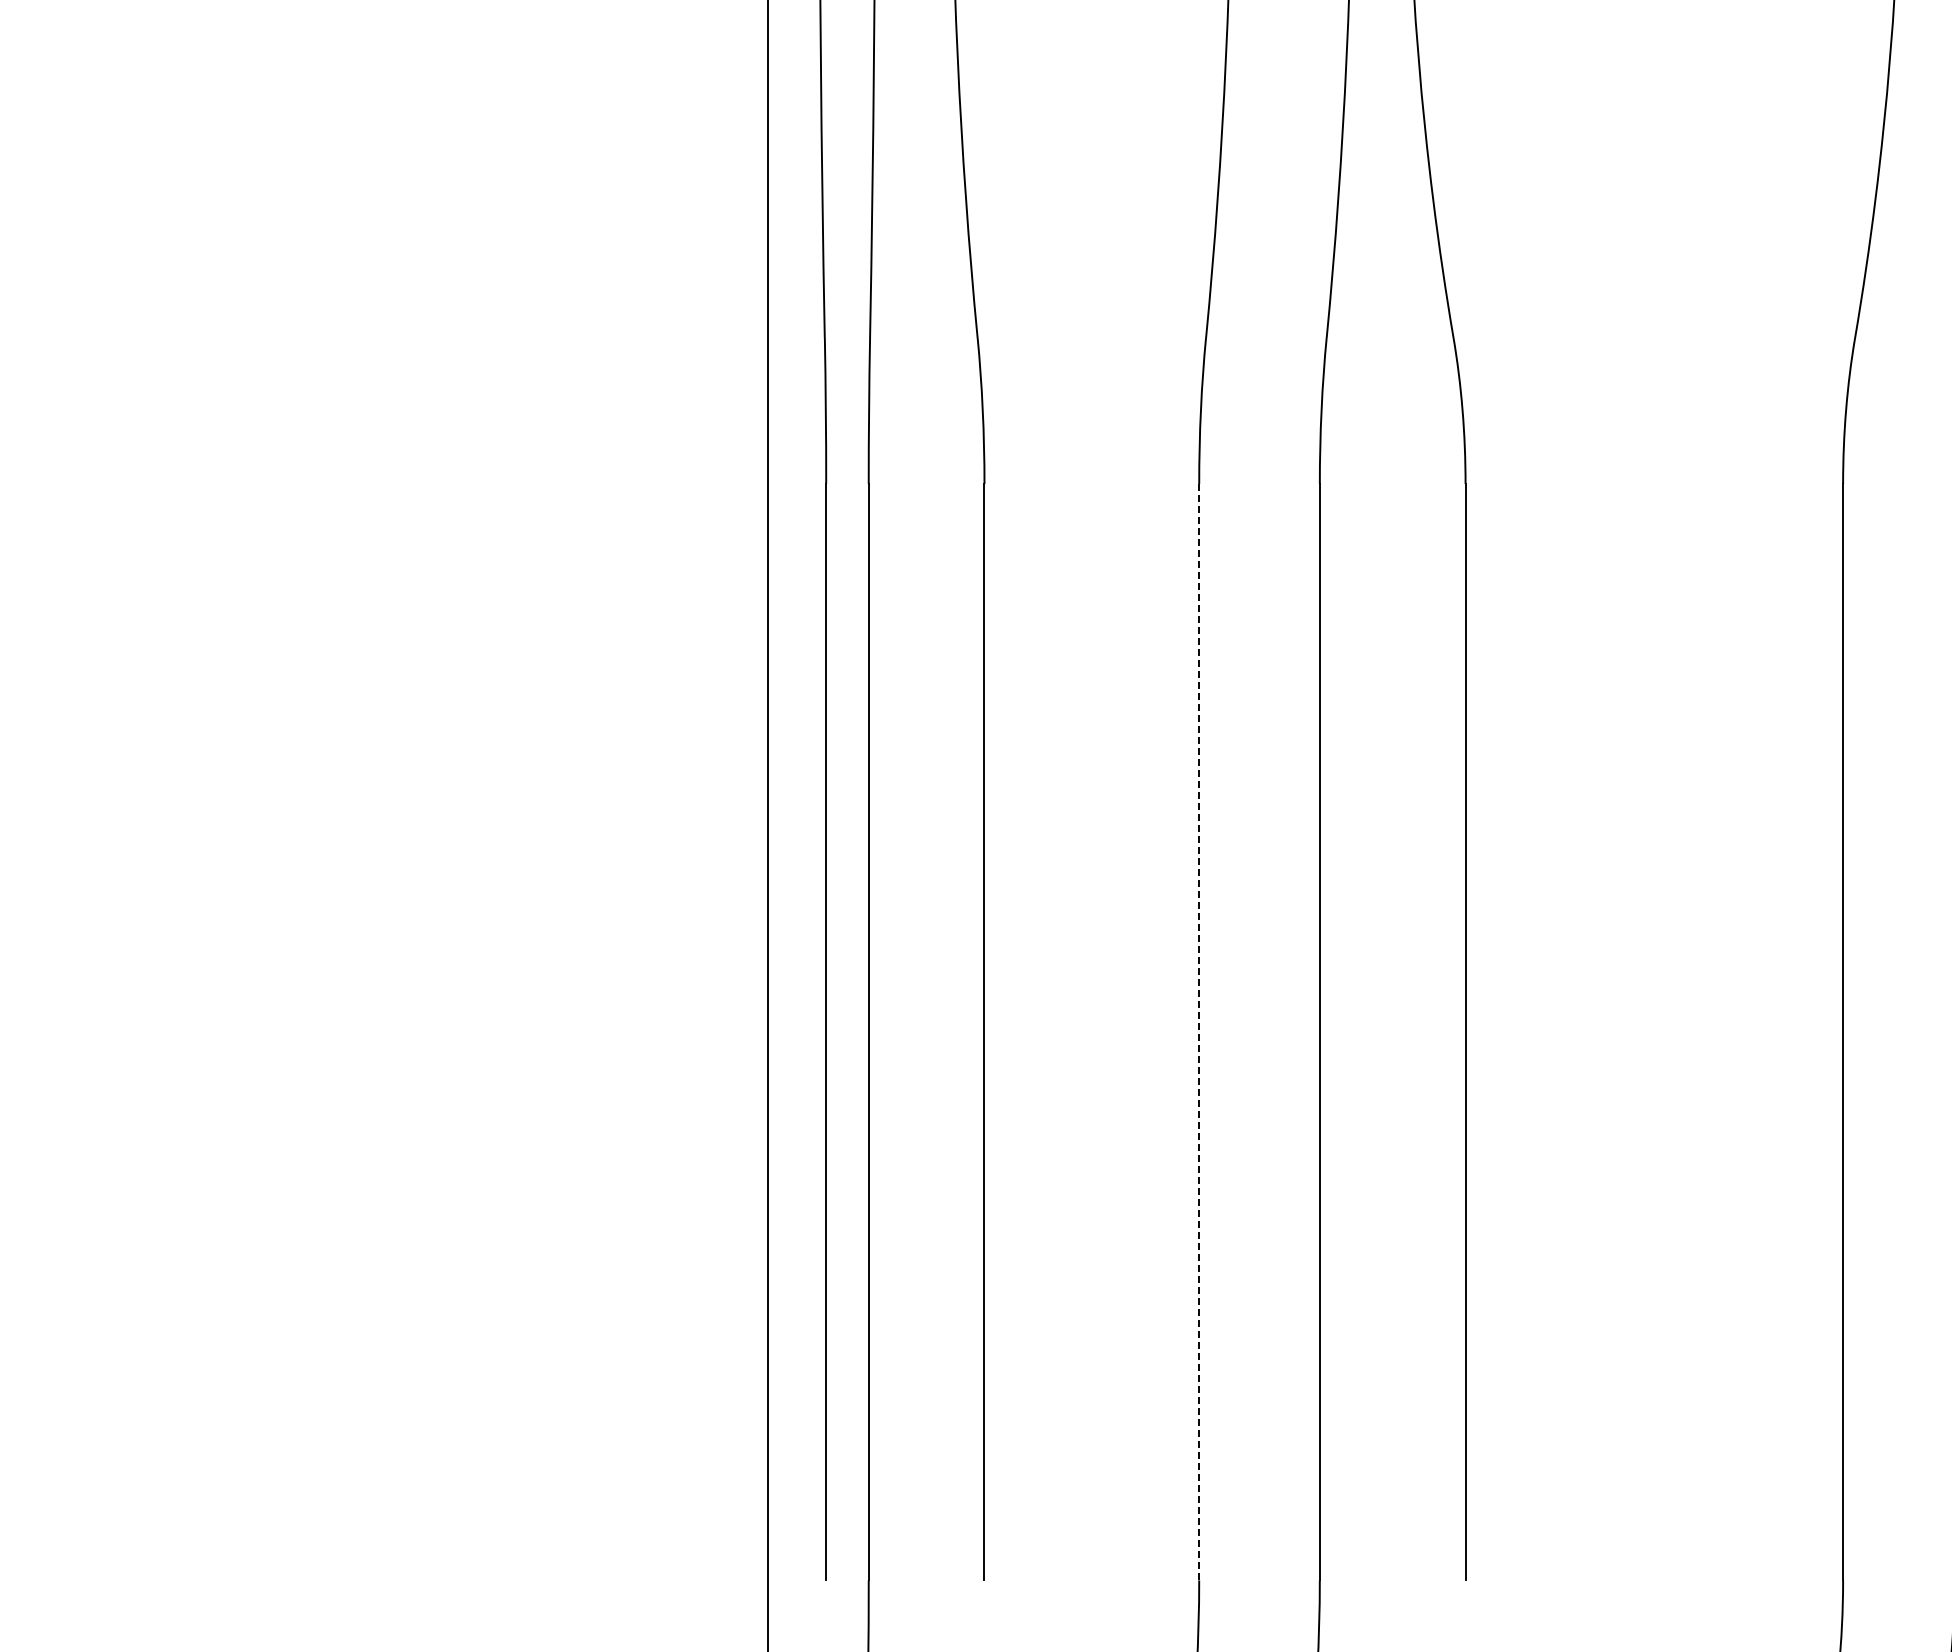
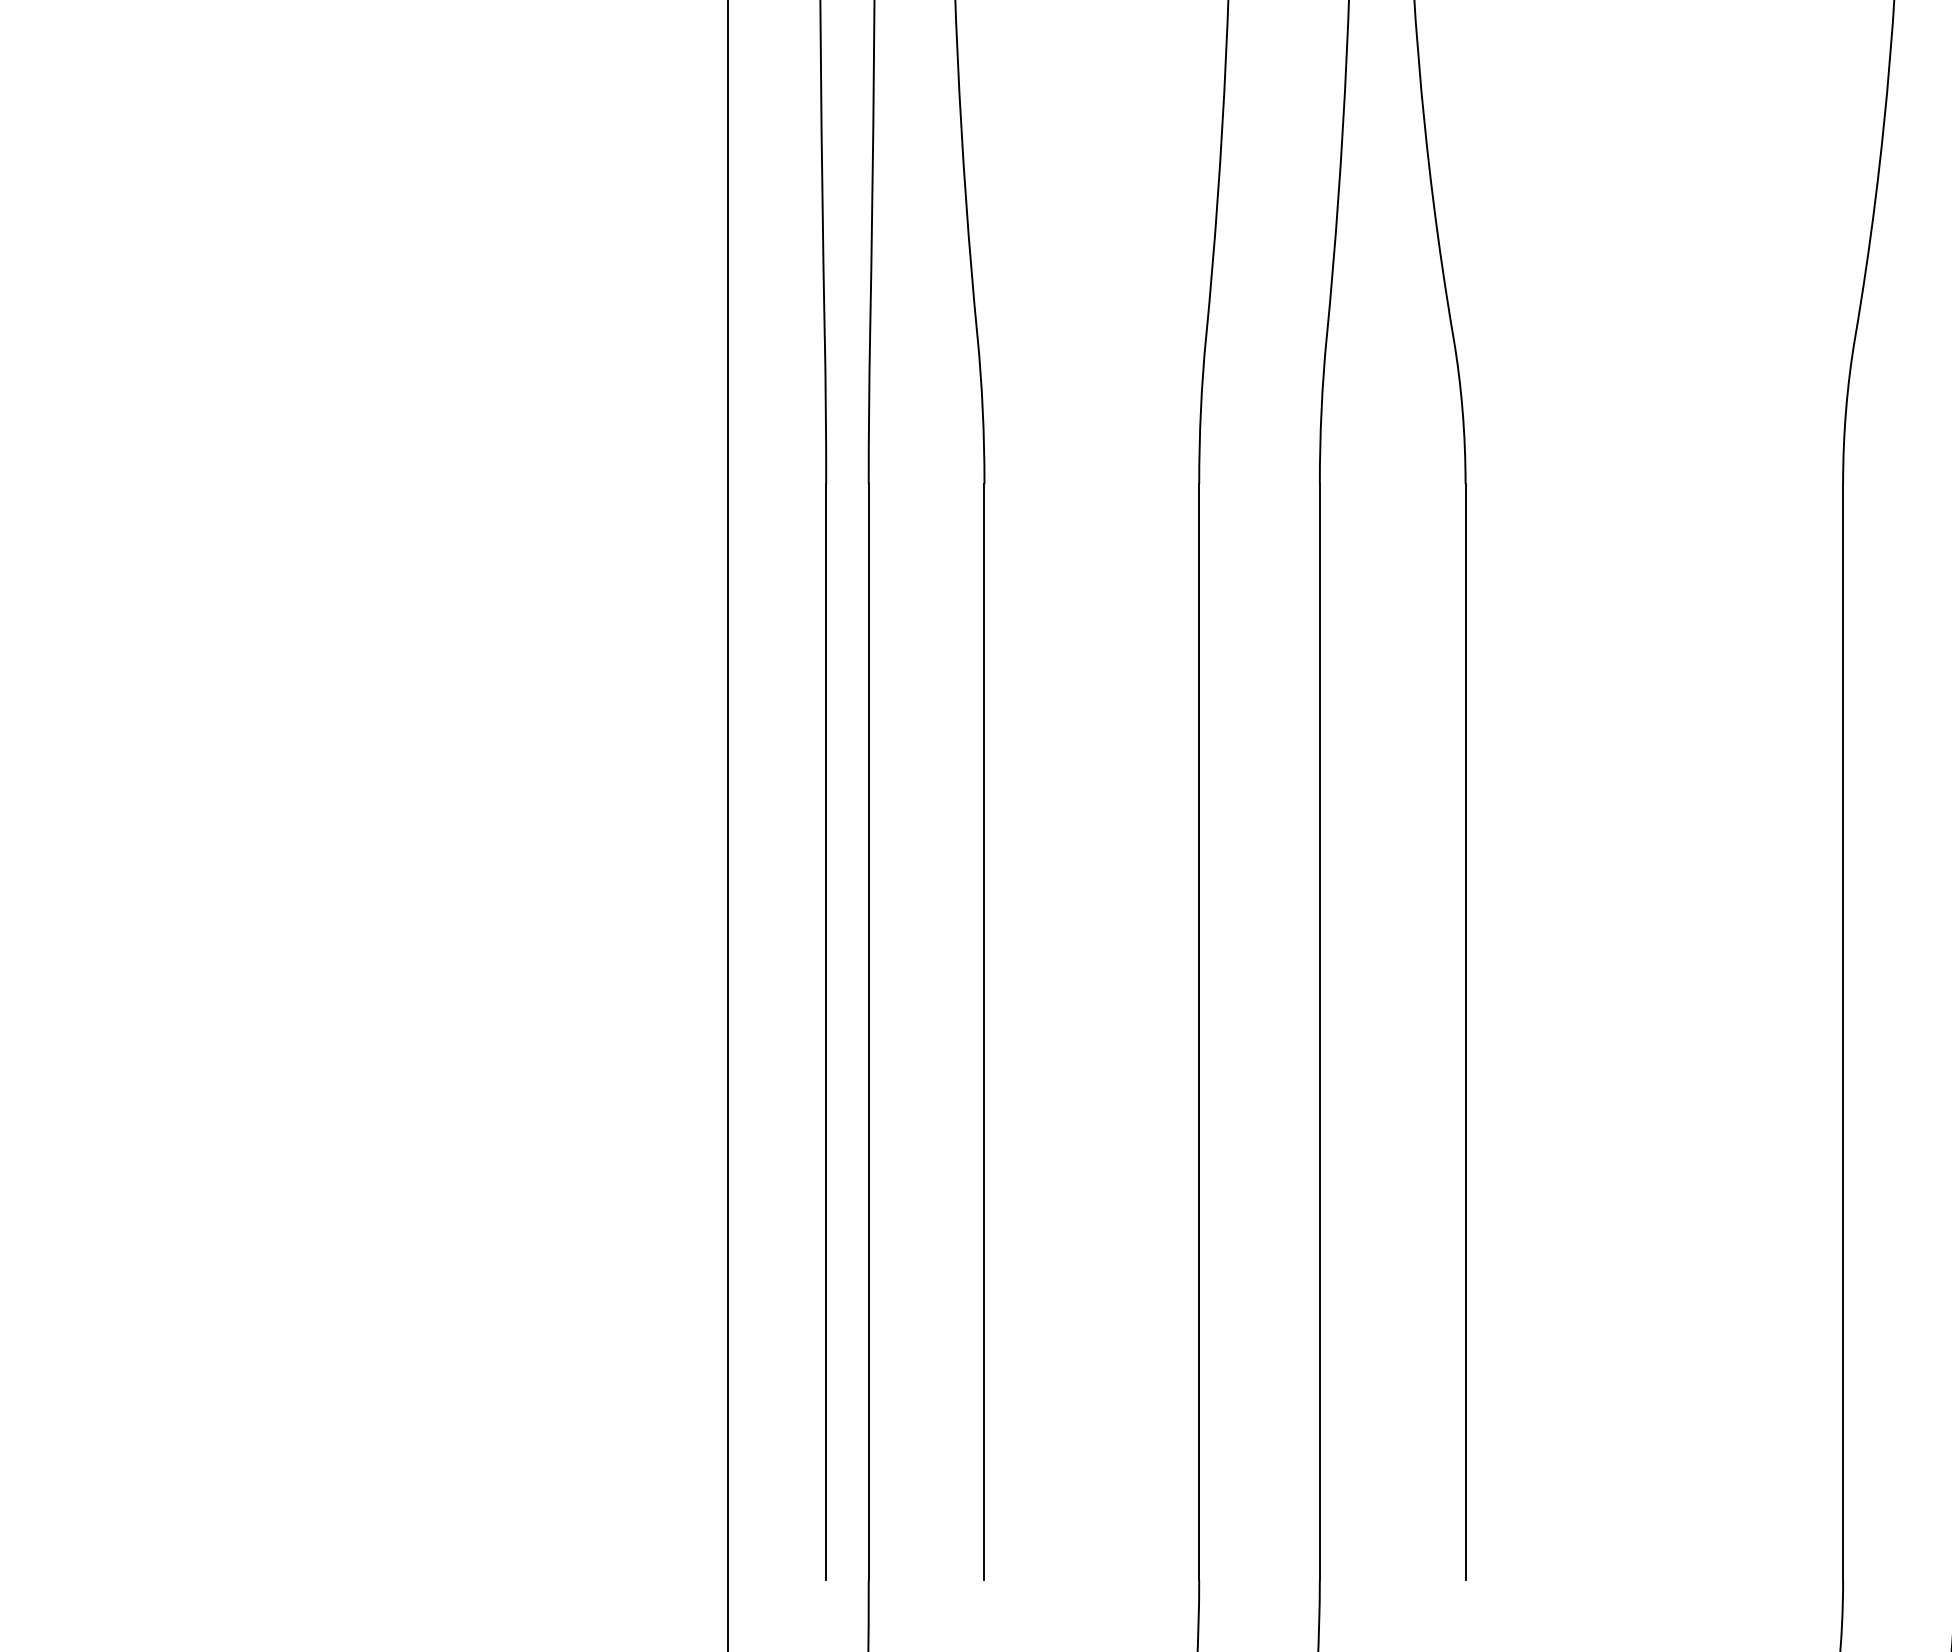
line position: (768, 825) -> (728, 825) (728, 825)
line: dashed -> solid (1199, 1031)
